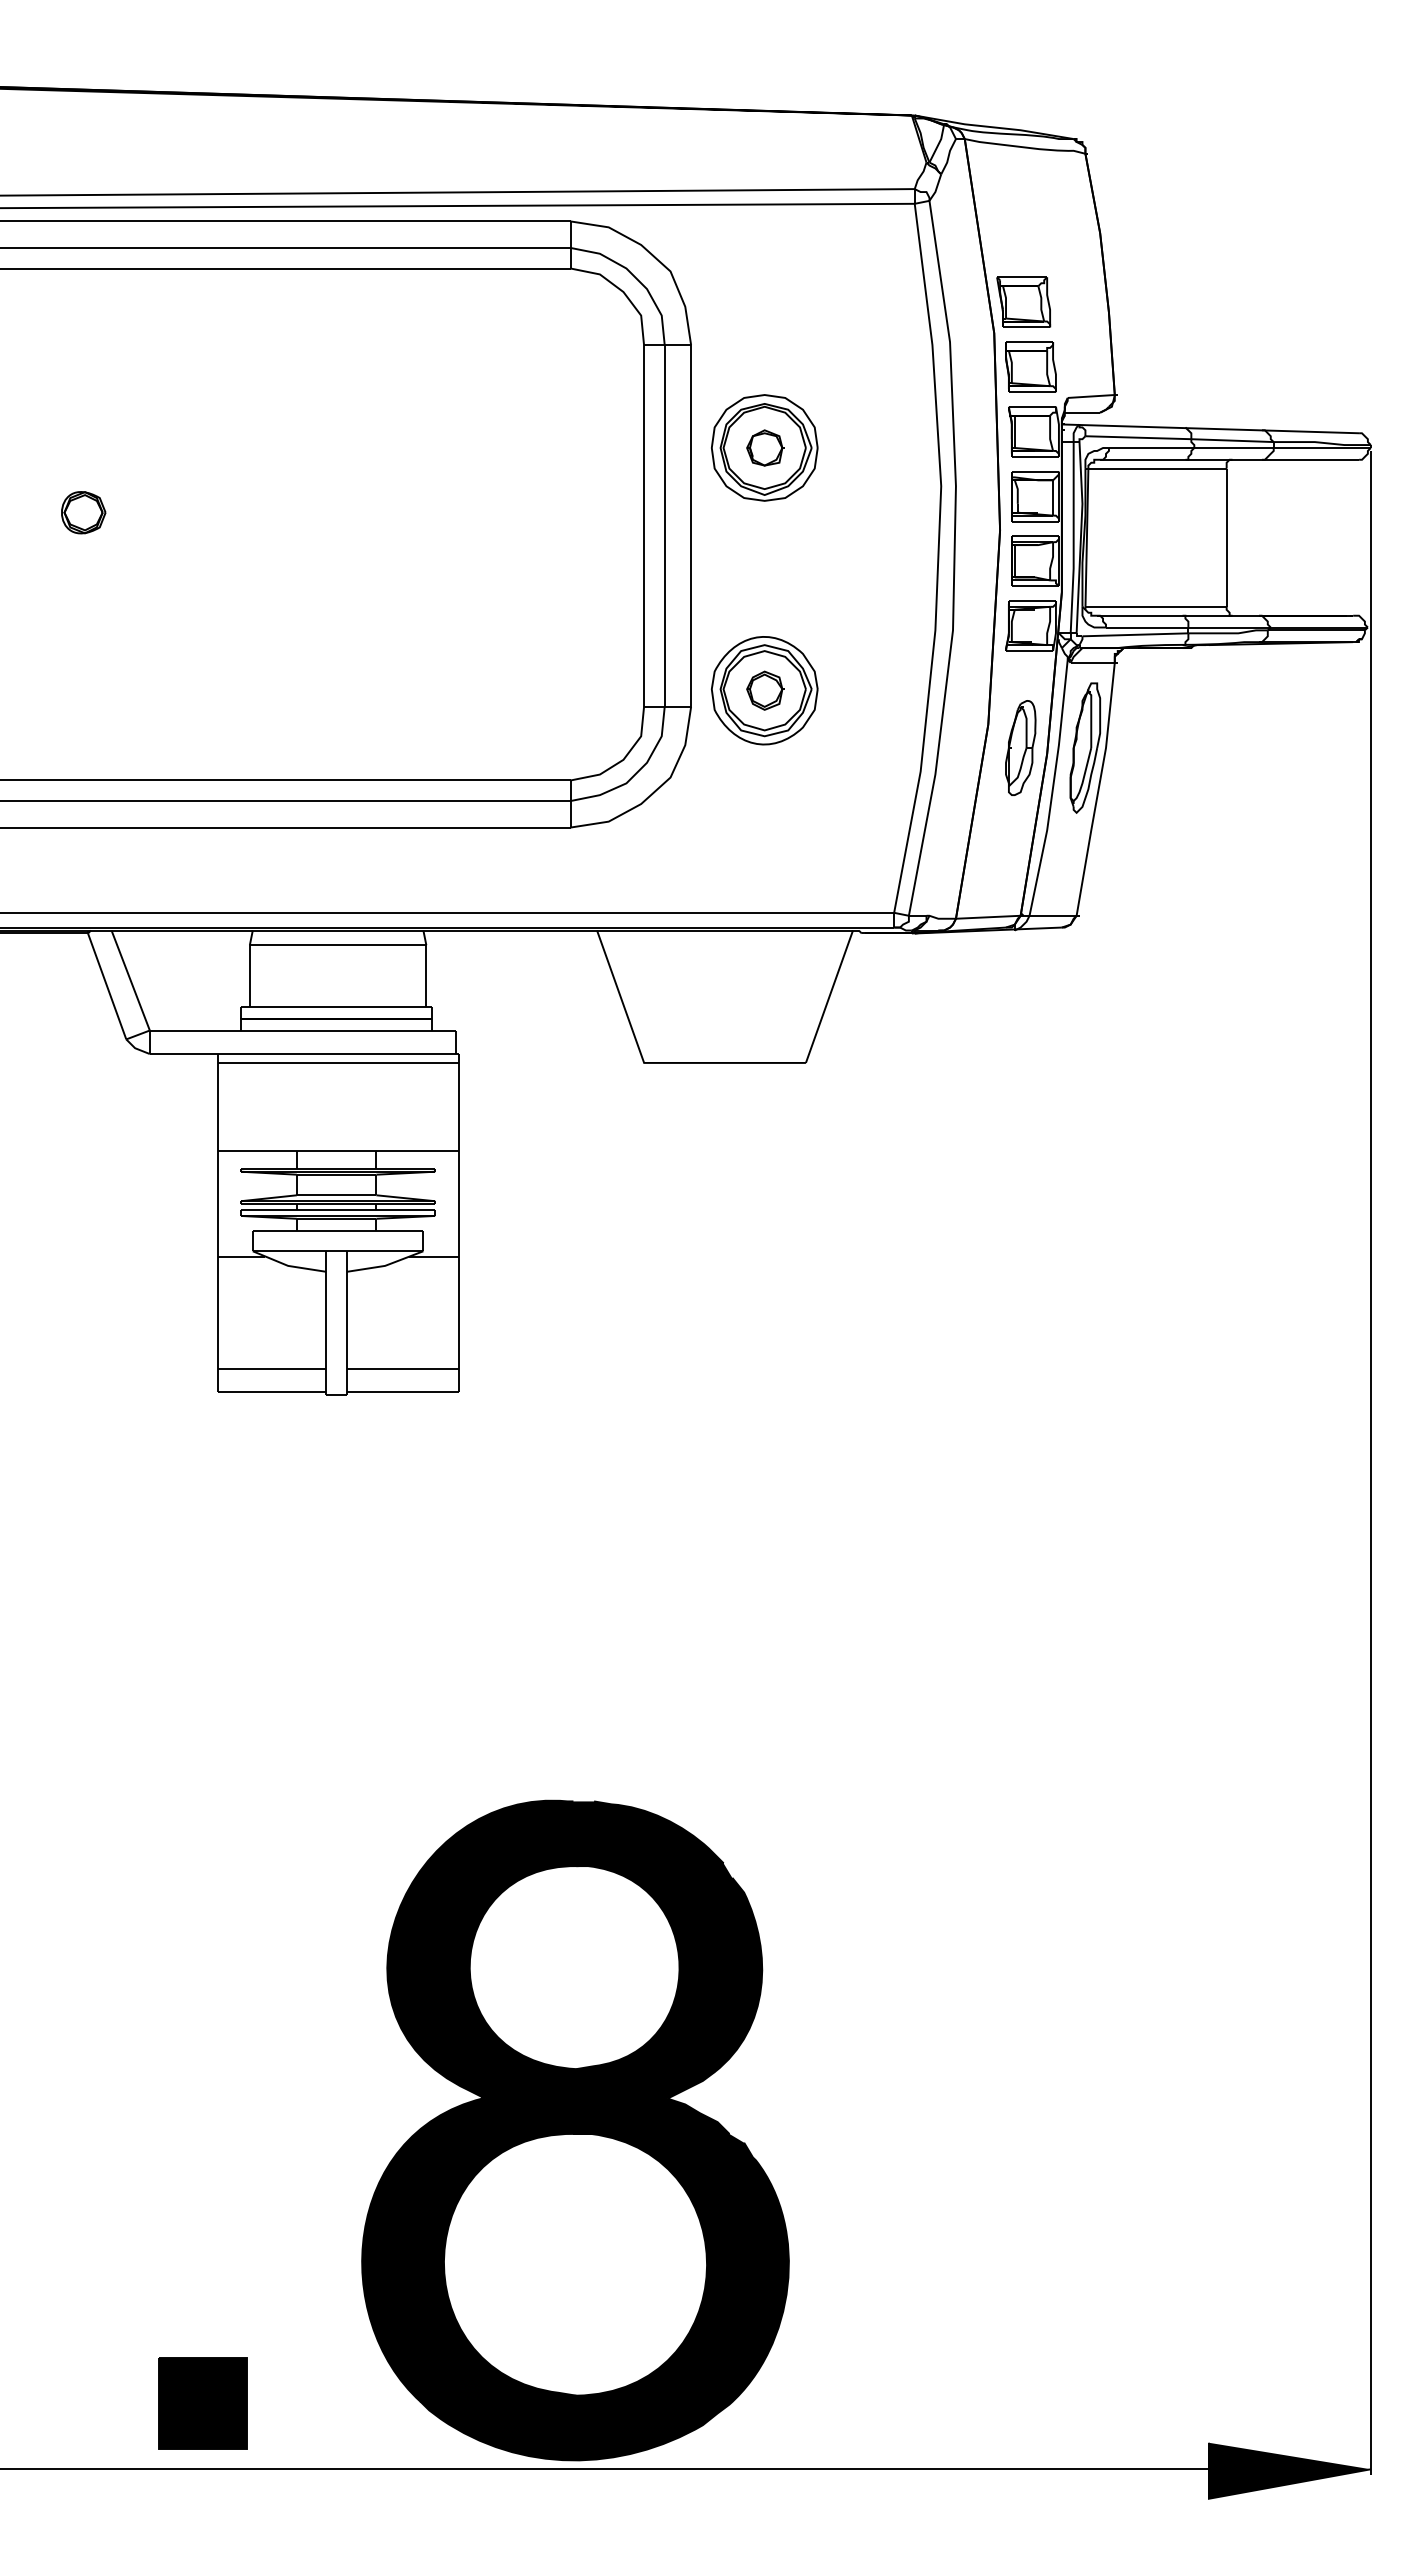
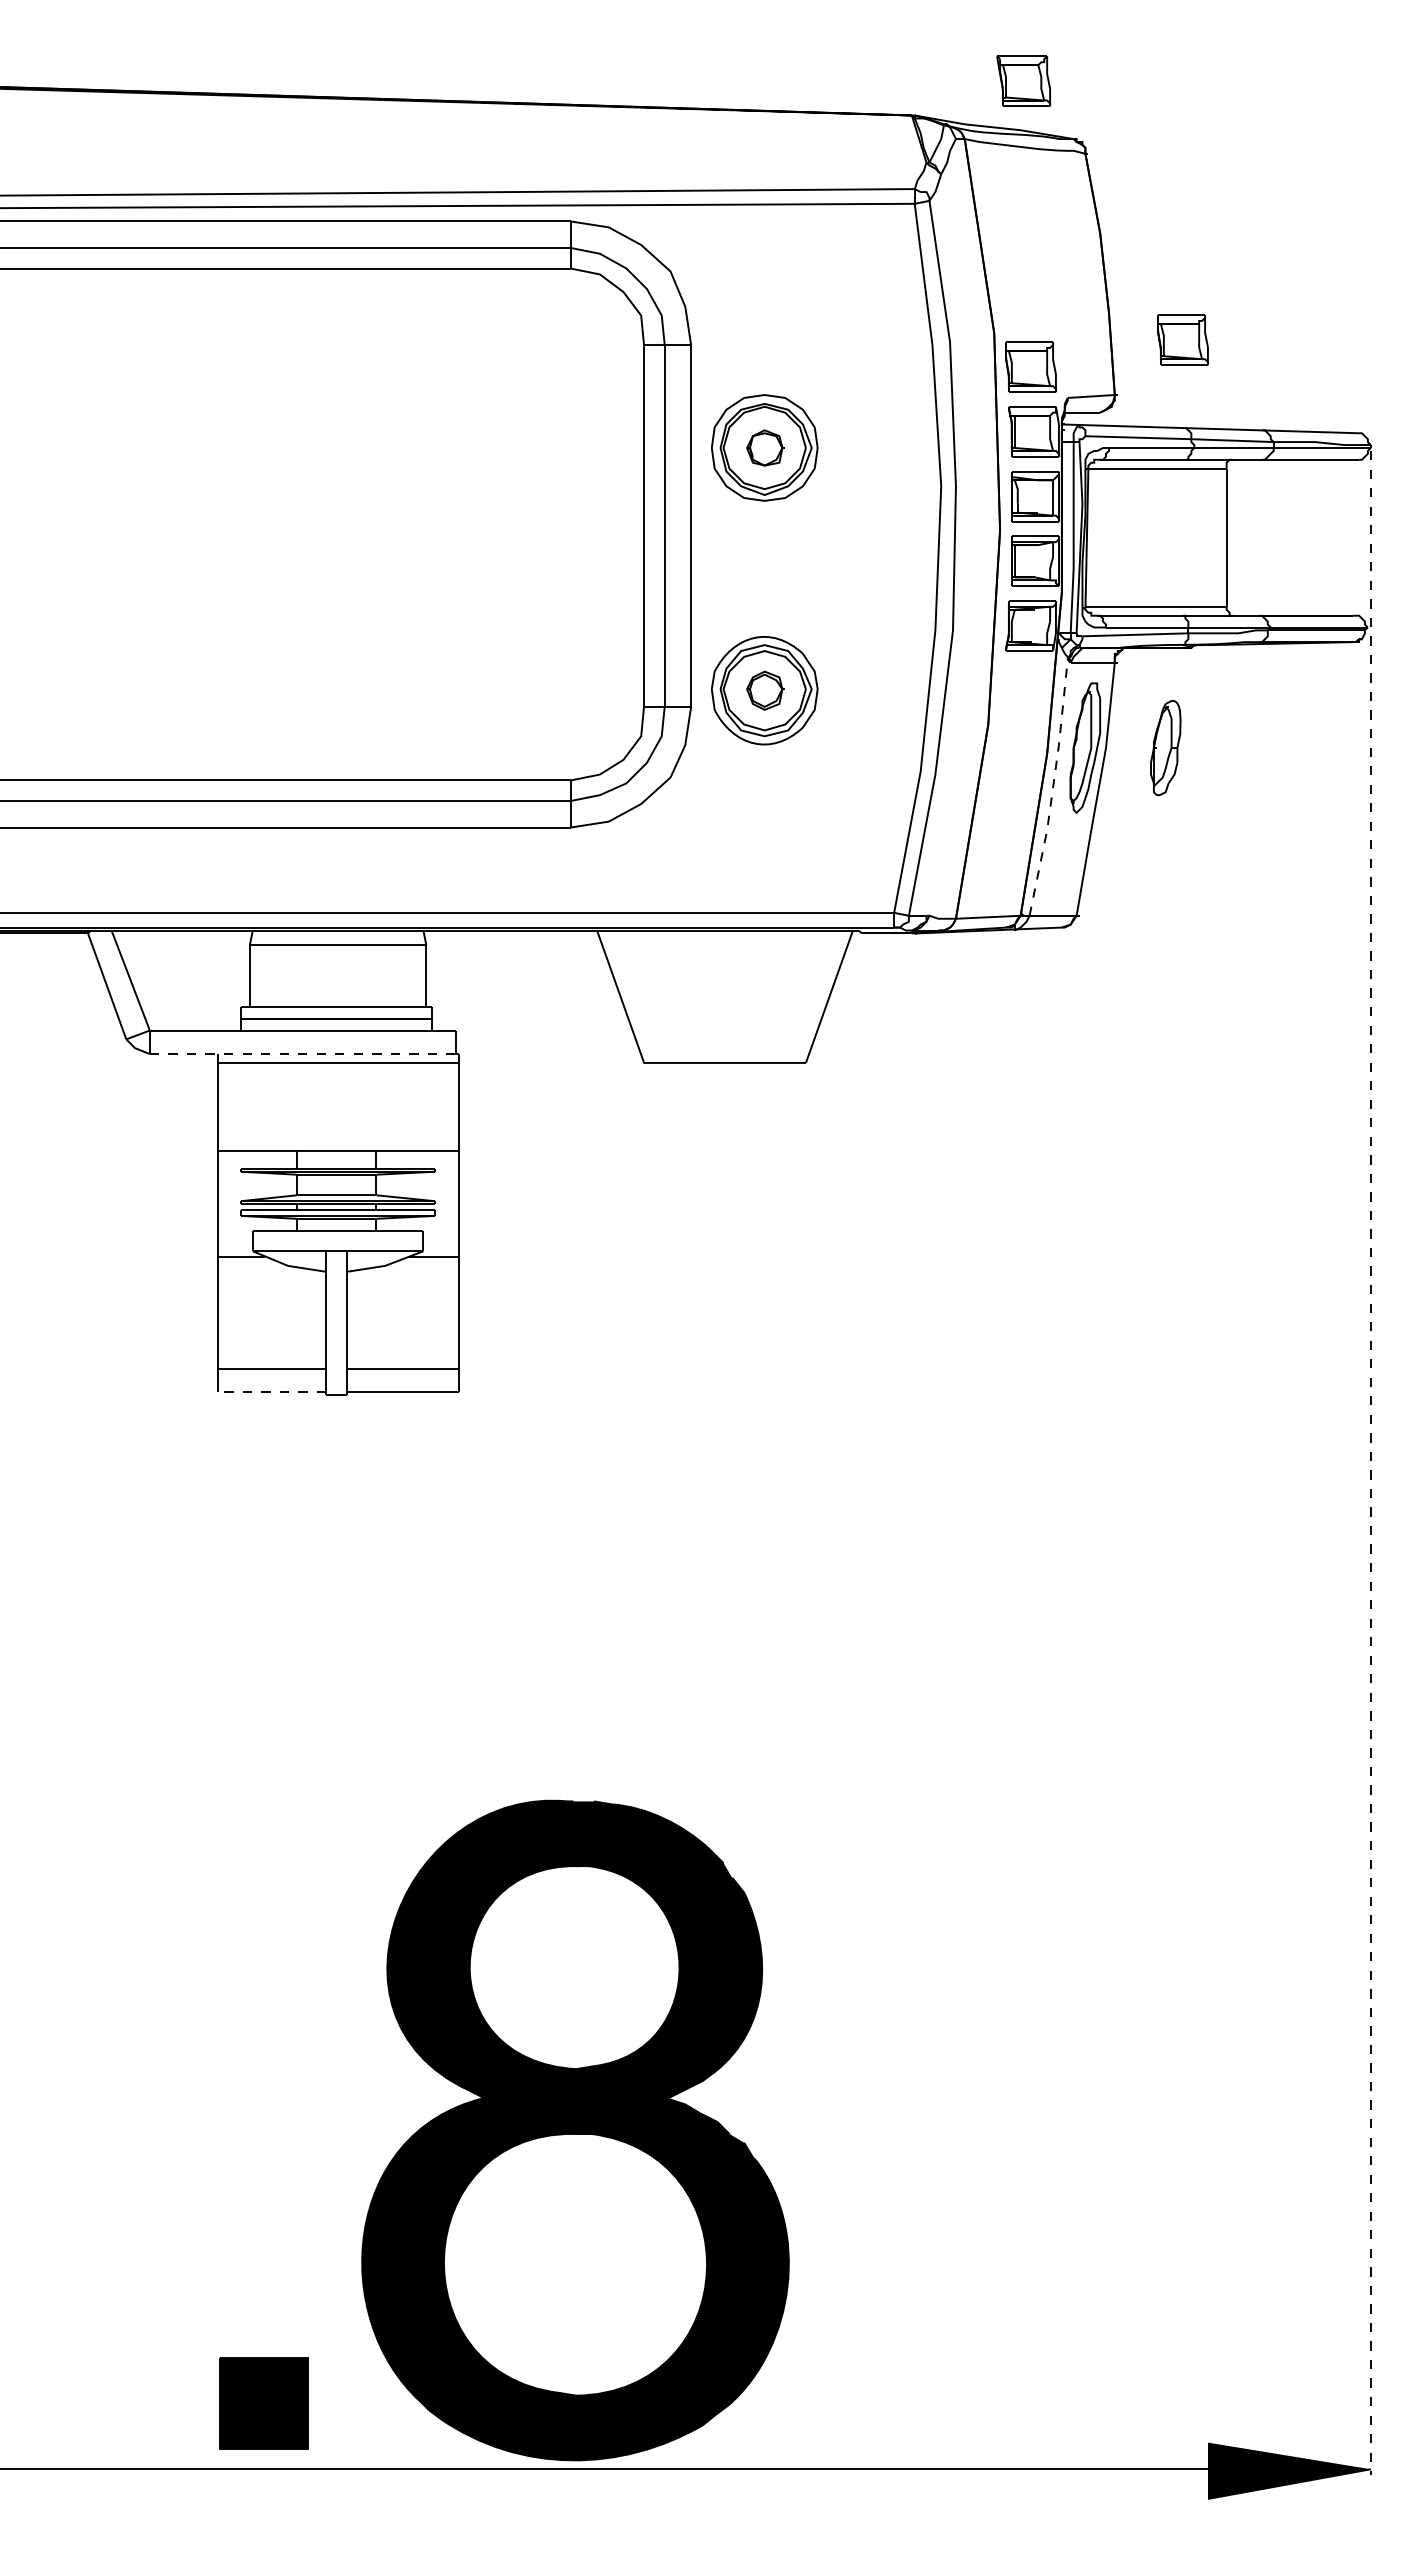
part position: (1023, 301) -> (1023, 80) (1023, 80)
part: none -> present (1182, 339)
part: present -> none (83, 512)
part position: (1020, 747) -> (1165, 747) (1165, 747)
line: solid -> dashed (1052, 788)
line: solid -> dashed (302, 1054)
line: solid -> dashed (271, 1392)
line: solid -> dashed (1370, 1463)
part position: (202, 2403) -> (263, 2403) (263, 2403)
